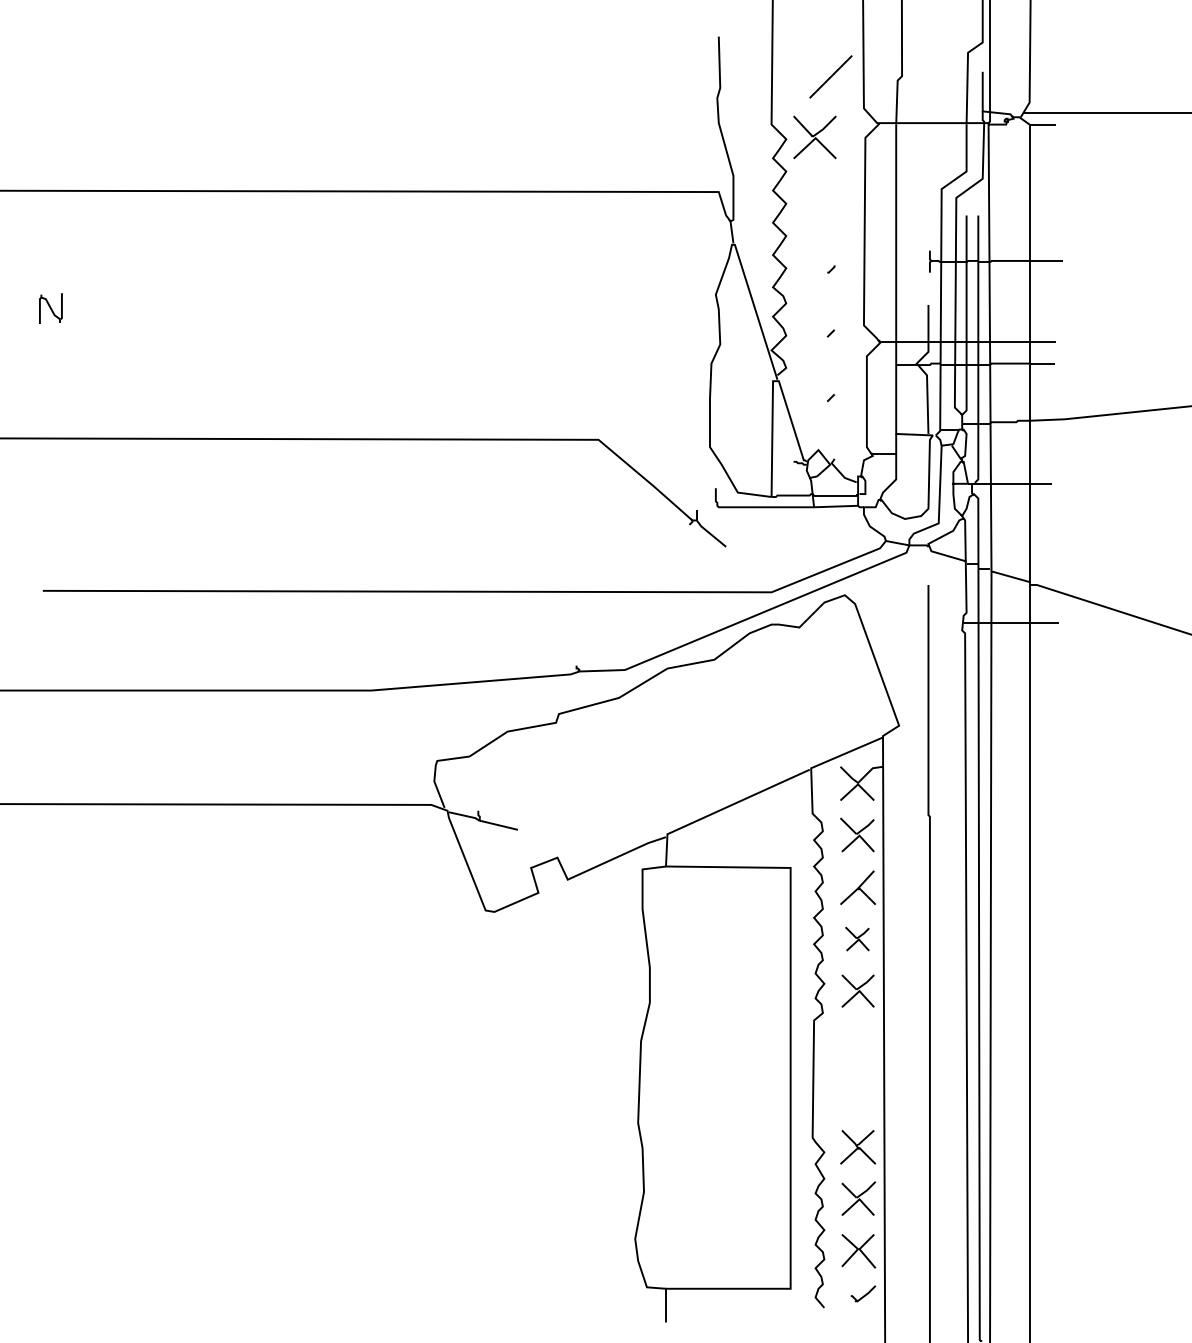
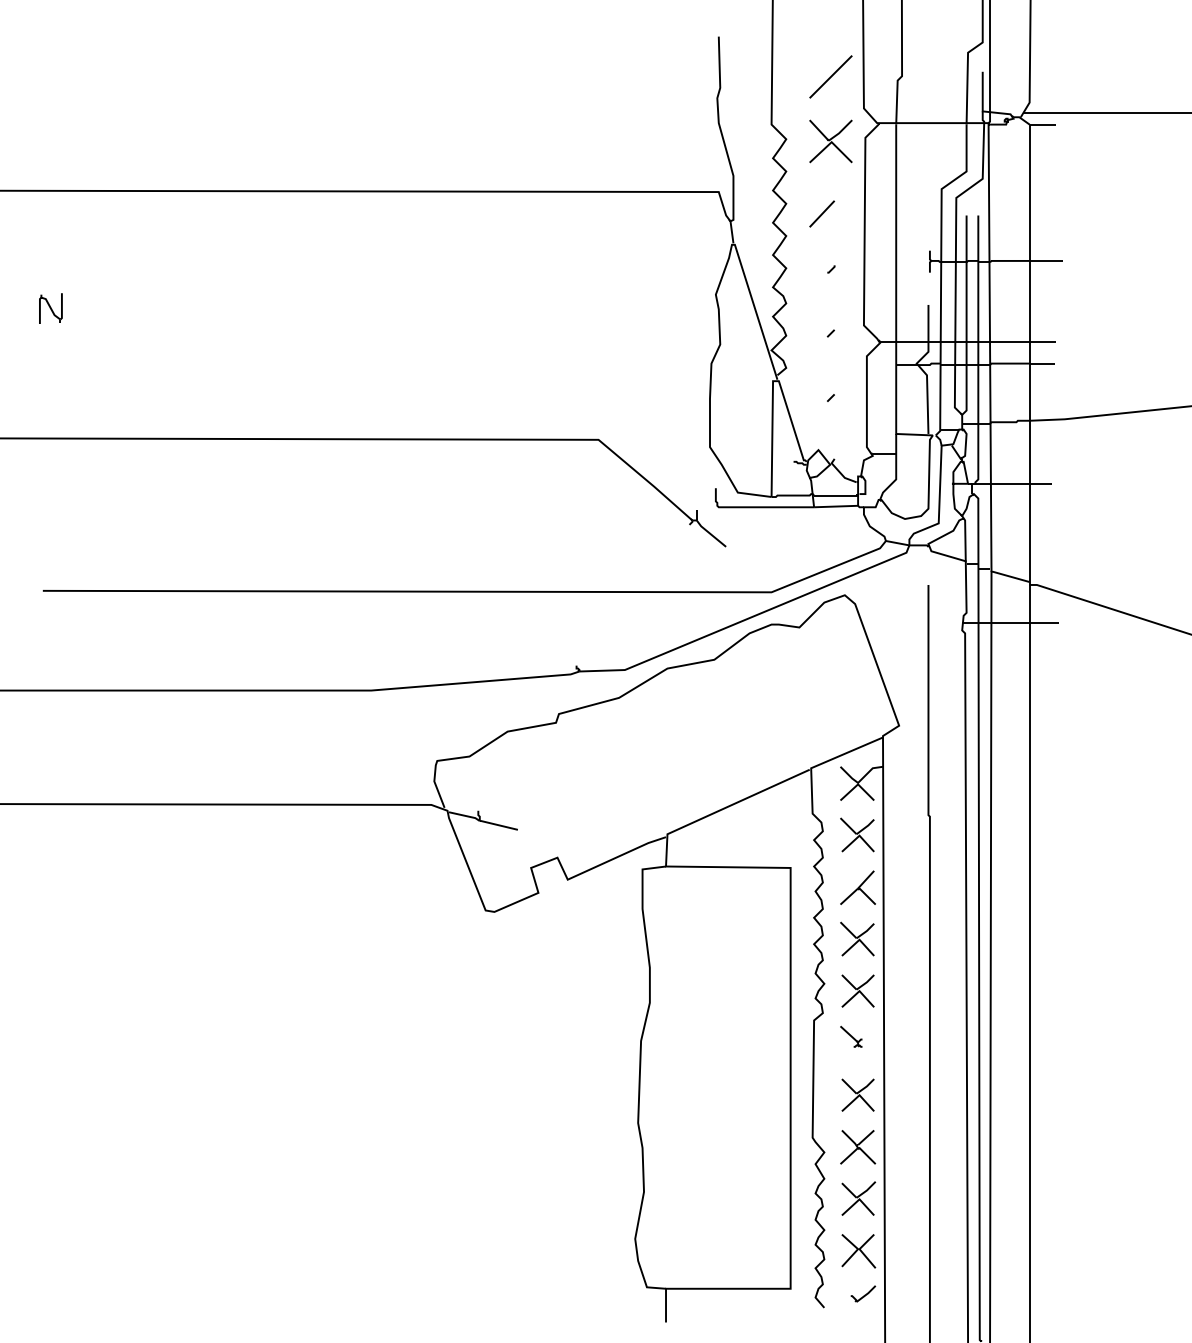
part position: (814, 137) -> (830, 141) (830, 141)
line: none -> present (821, 213)
part size: 25x26 px -> 35x36 px (857, 938)
part: none -> present (851, 1036)
part: none -> present (857, 1094)
